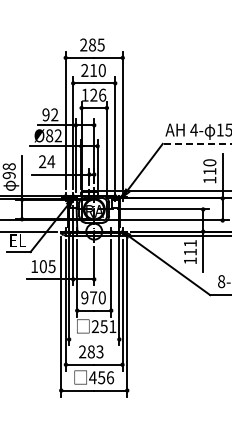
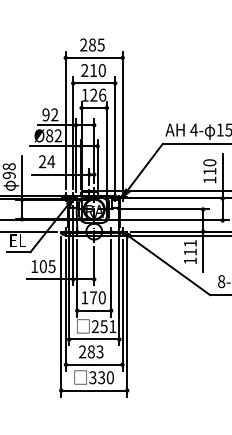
line: dashed -> solid (196, 143)
text: 970 -> 170 (84, 297)
line: none -> present (93, 339)
text: 456 -> 330 (101, 377)
